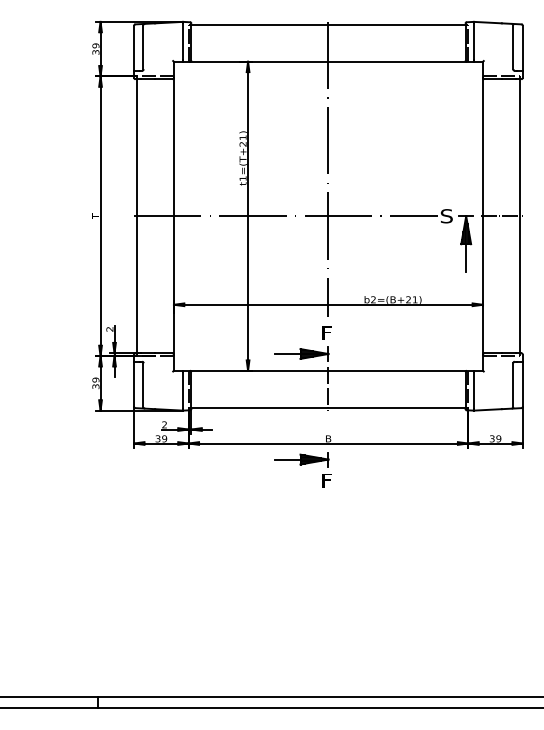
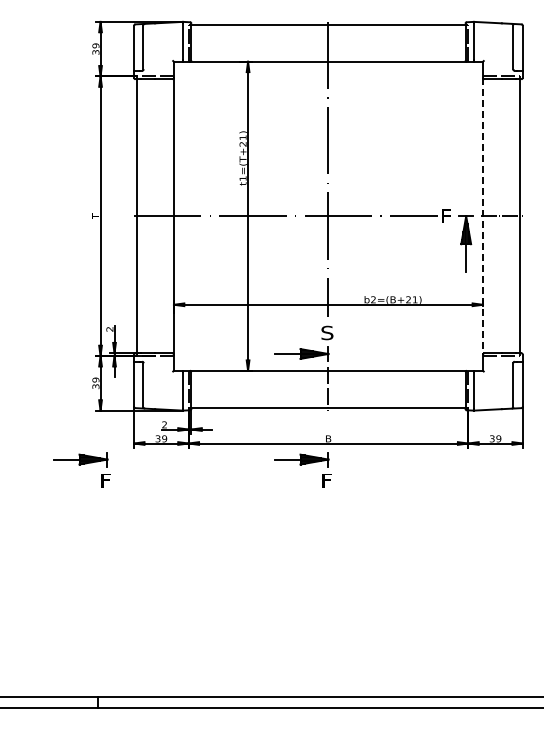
text: S -> F (446, 216)
line: solid -> dashed (482, 216)
text: F -> S (327, 332)
part: none -> present (81, 469)
